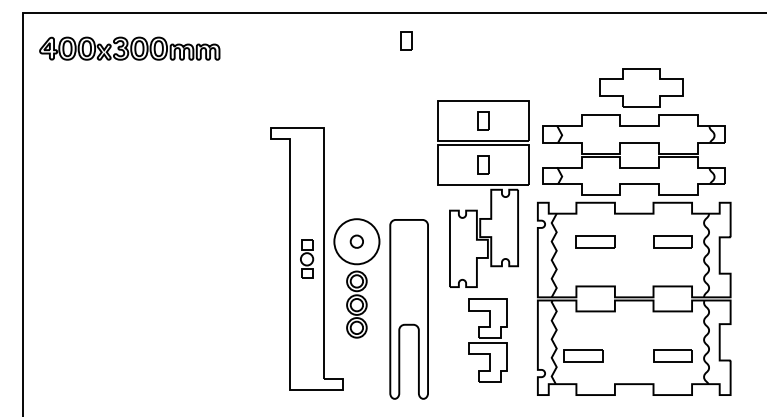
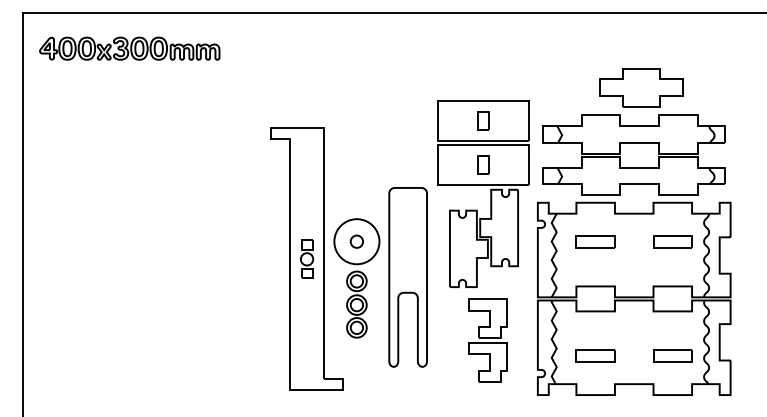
part: present -> none (406, 40)
part position: (408, 309) -> (407, 277) (407, 277)
part position: (583, 355) -> (595, 355) (595, 355)
